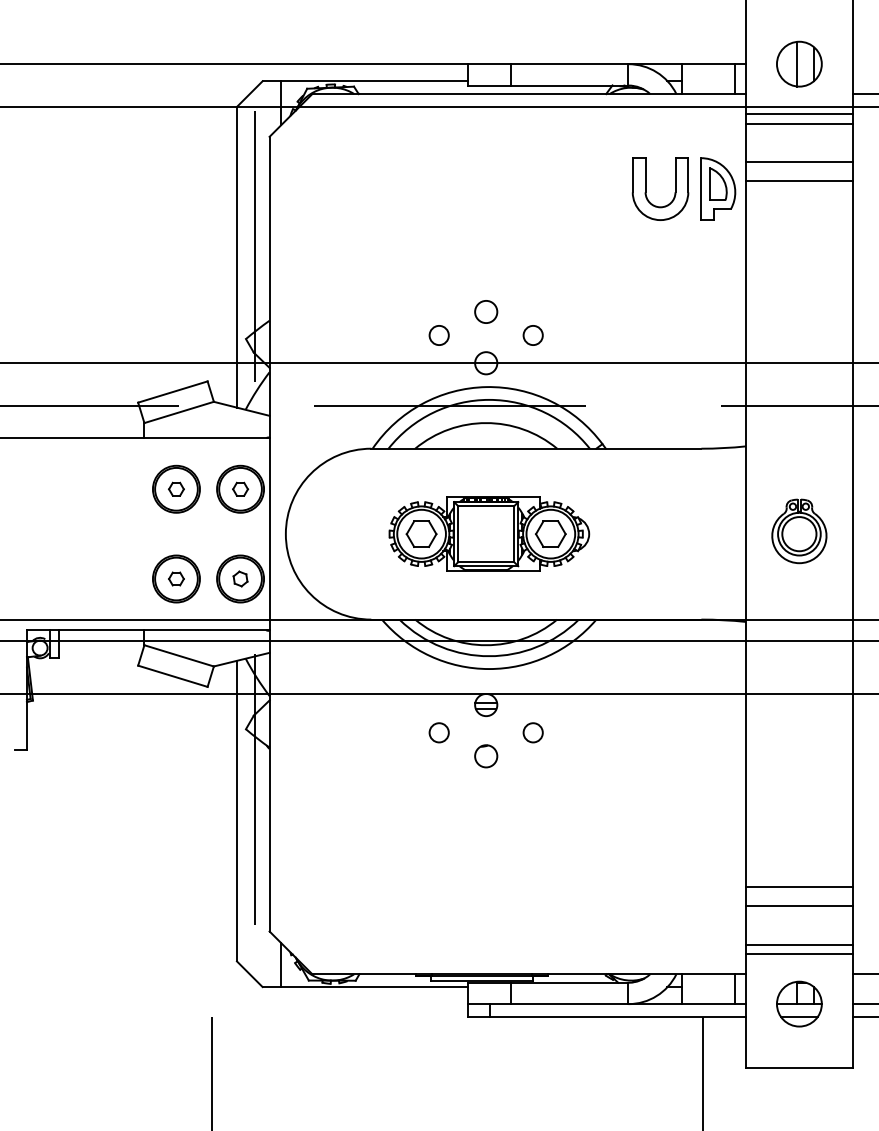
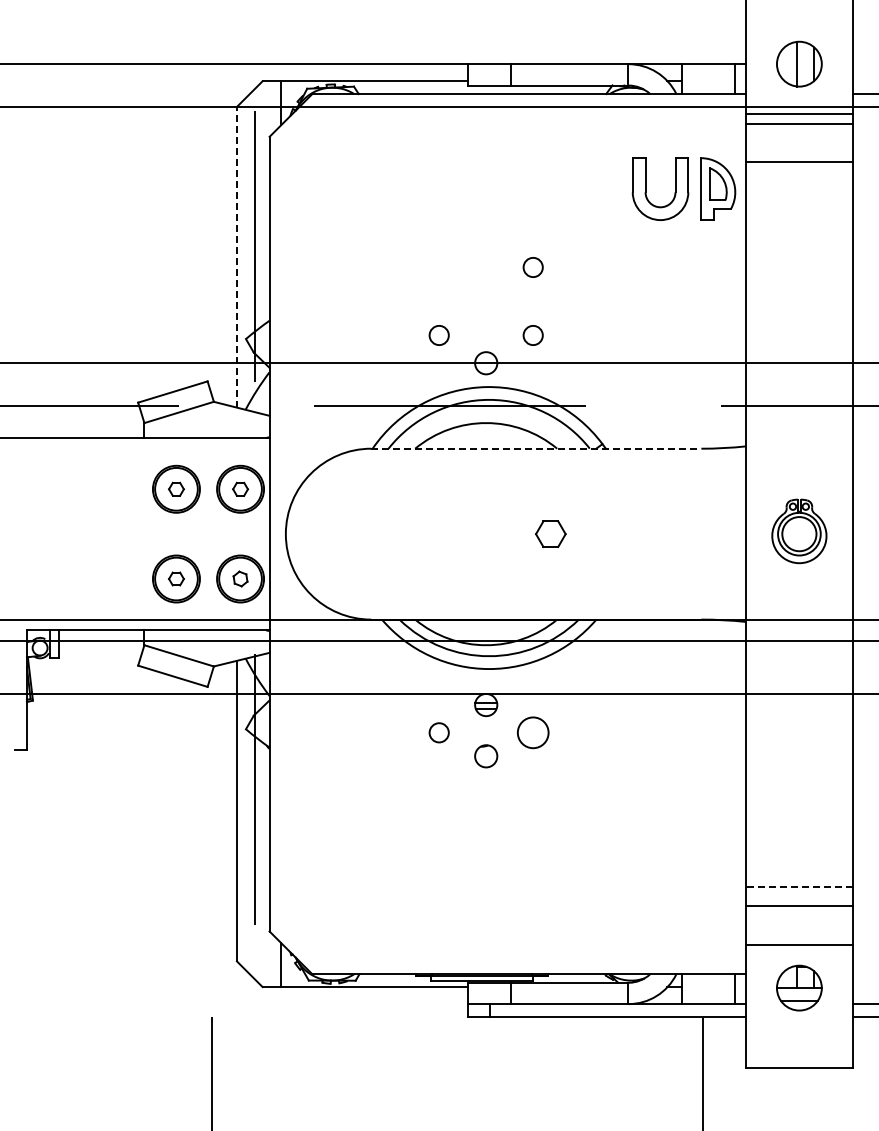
line: present -> none (798, 181)
line: solid -> dashed (236, 256)
circle: none -> present (532, 267)
circle: present -> none (486, 311)
line: solid -> dashed (536, 448)
part: present -> none (489, 533)
circle diameter: 19 px -> 31 px (532, 732)
line: solid -> dashed (798, 887)
line: present -> none (798, 954)
line: present -> none (863, 974)
part position: (799, 1003) -> (799, 987) (799, 987)
